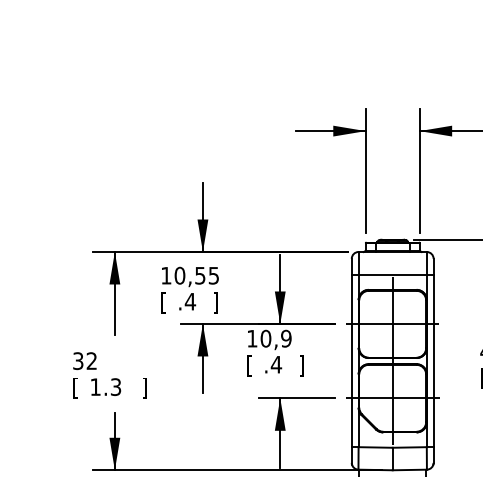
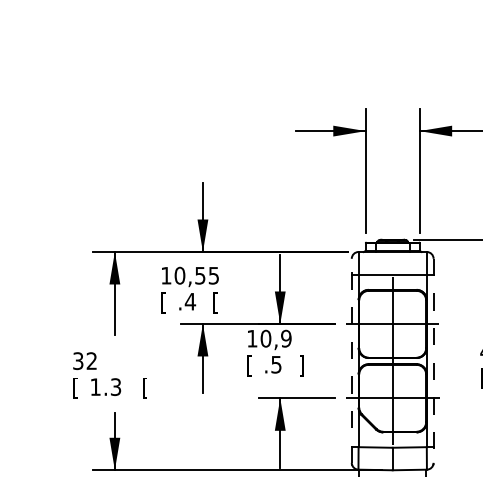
text: ] -> [ (215, 302)
line: solid -> dashed (351, 360)
line: solid -> dashed (433, 361)
text: .4 -> .5 (276, 364)
text: ] -> [ (144, 387)
